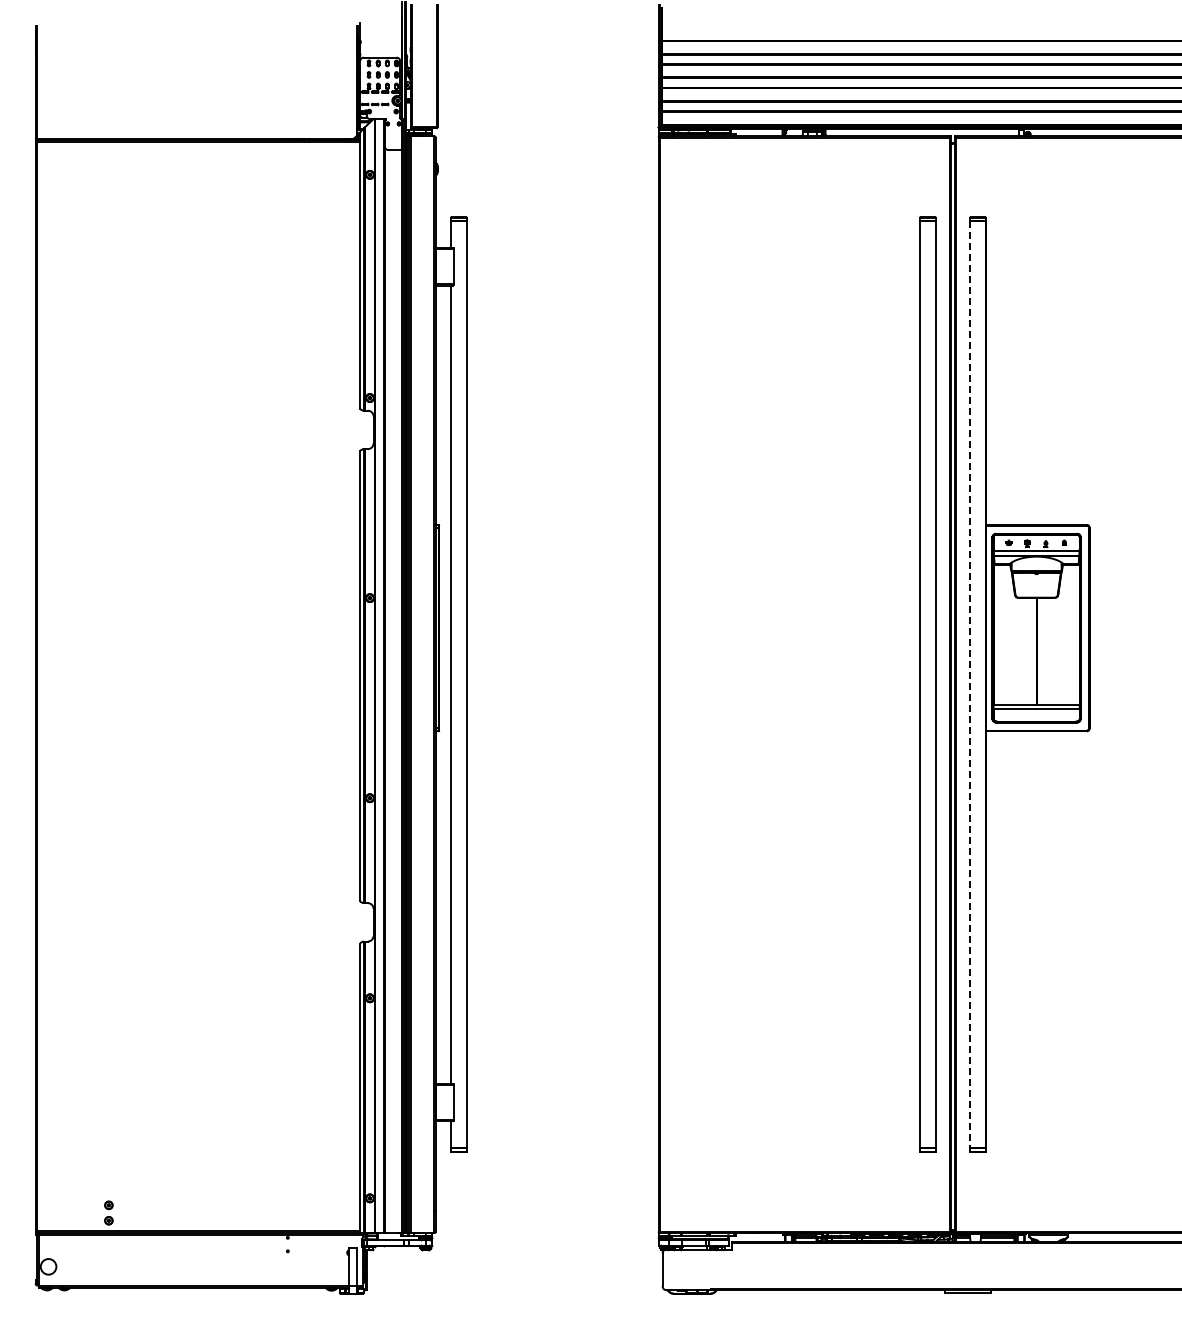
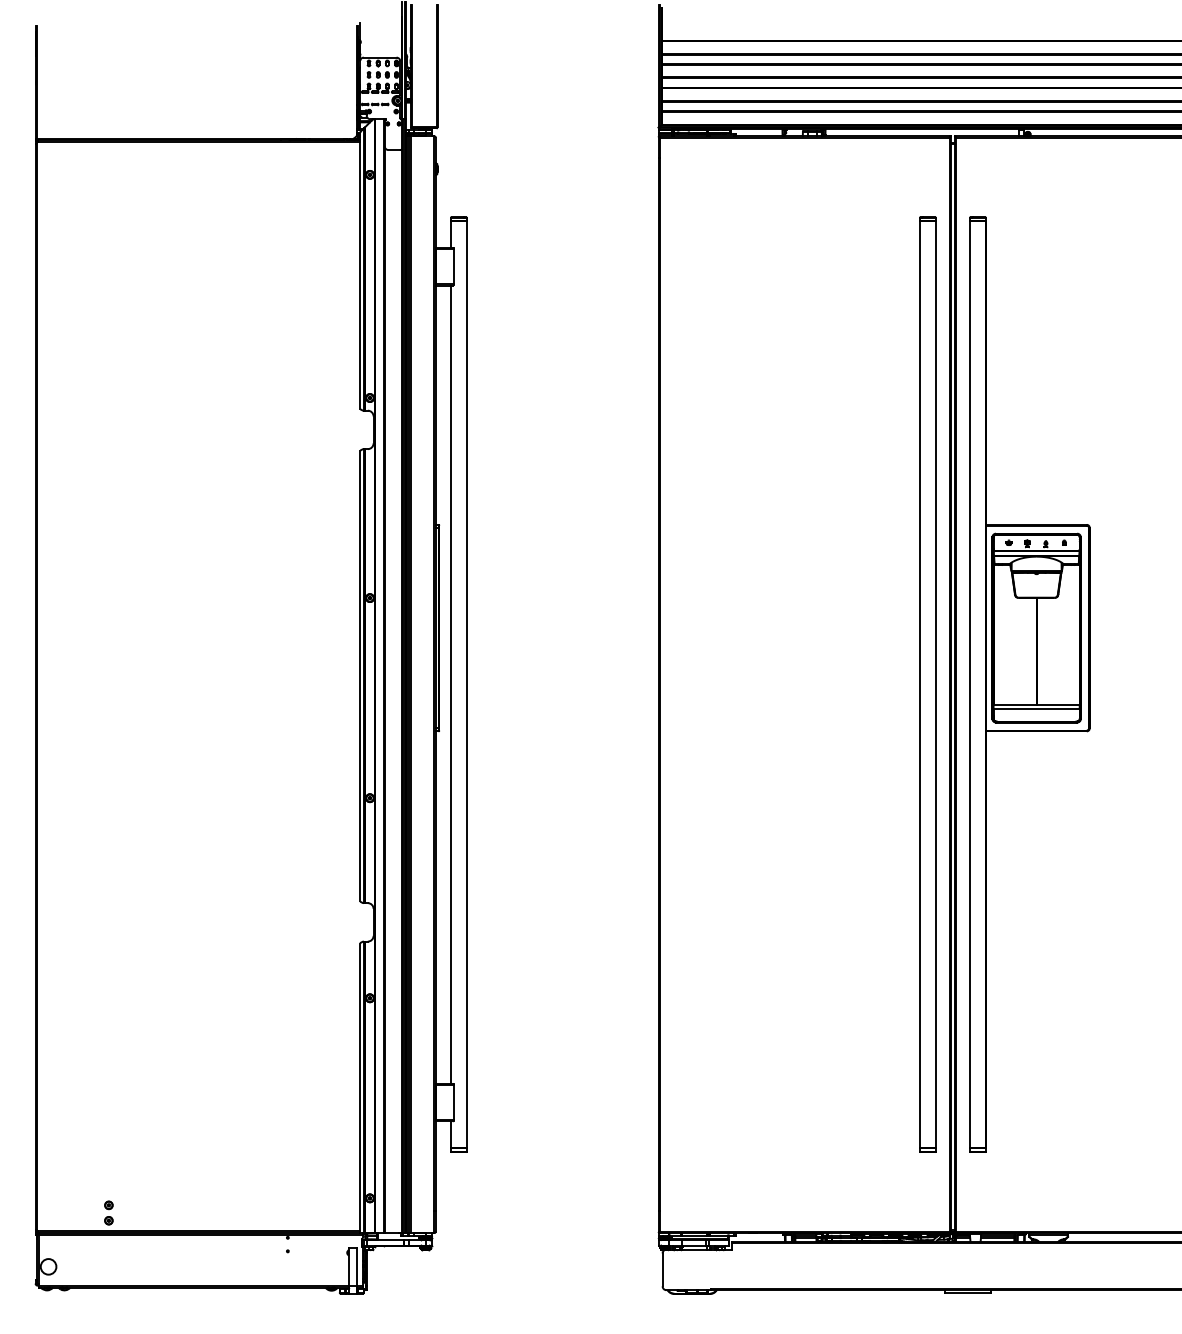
line: dashed -> solid (970, 684)
